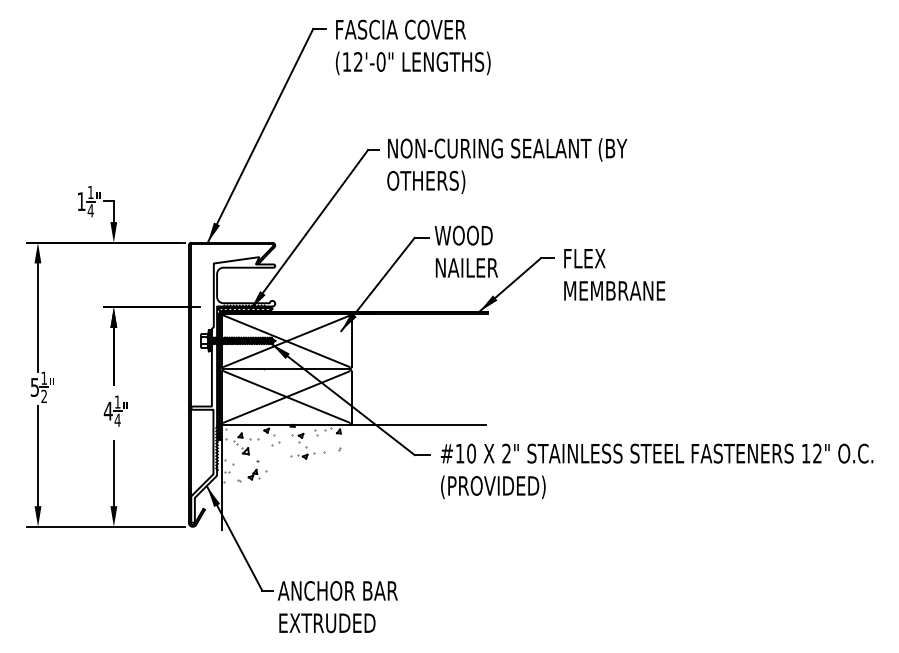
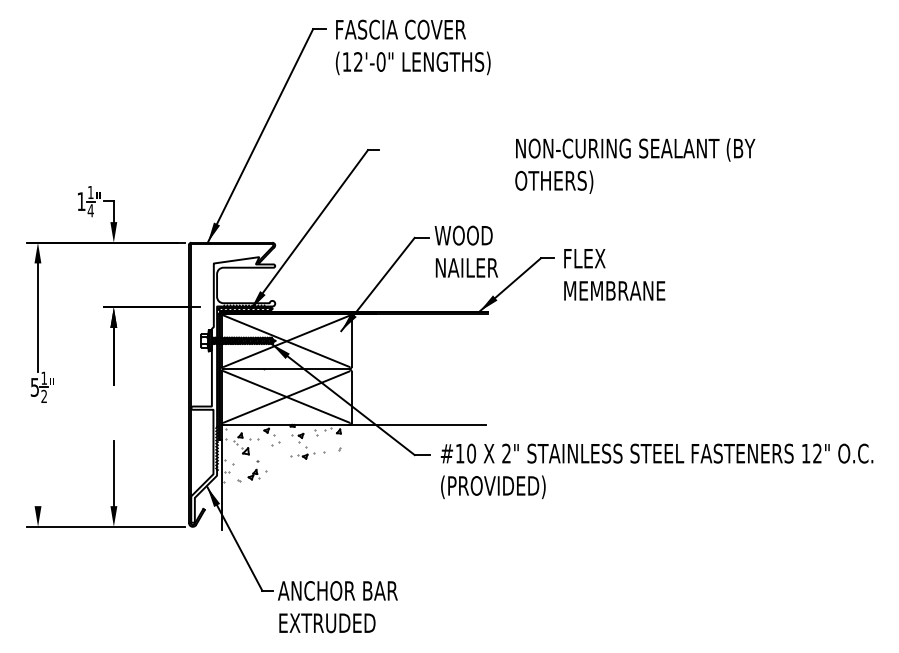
text position: (507, 165) -> (635, 165) (635, 165)
part: present -> none (115, 410)
line: present -> none (37, 456)
